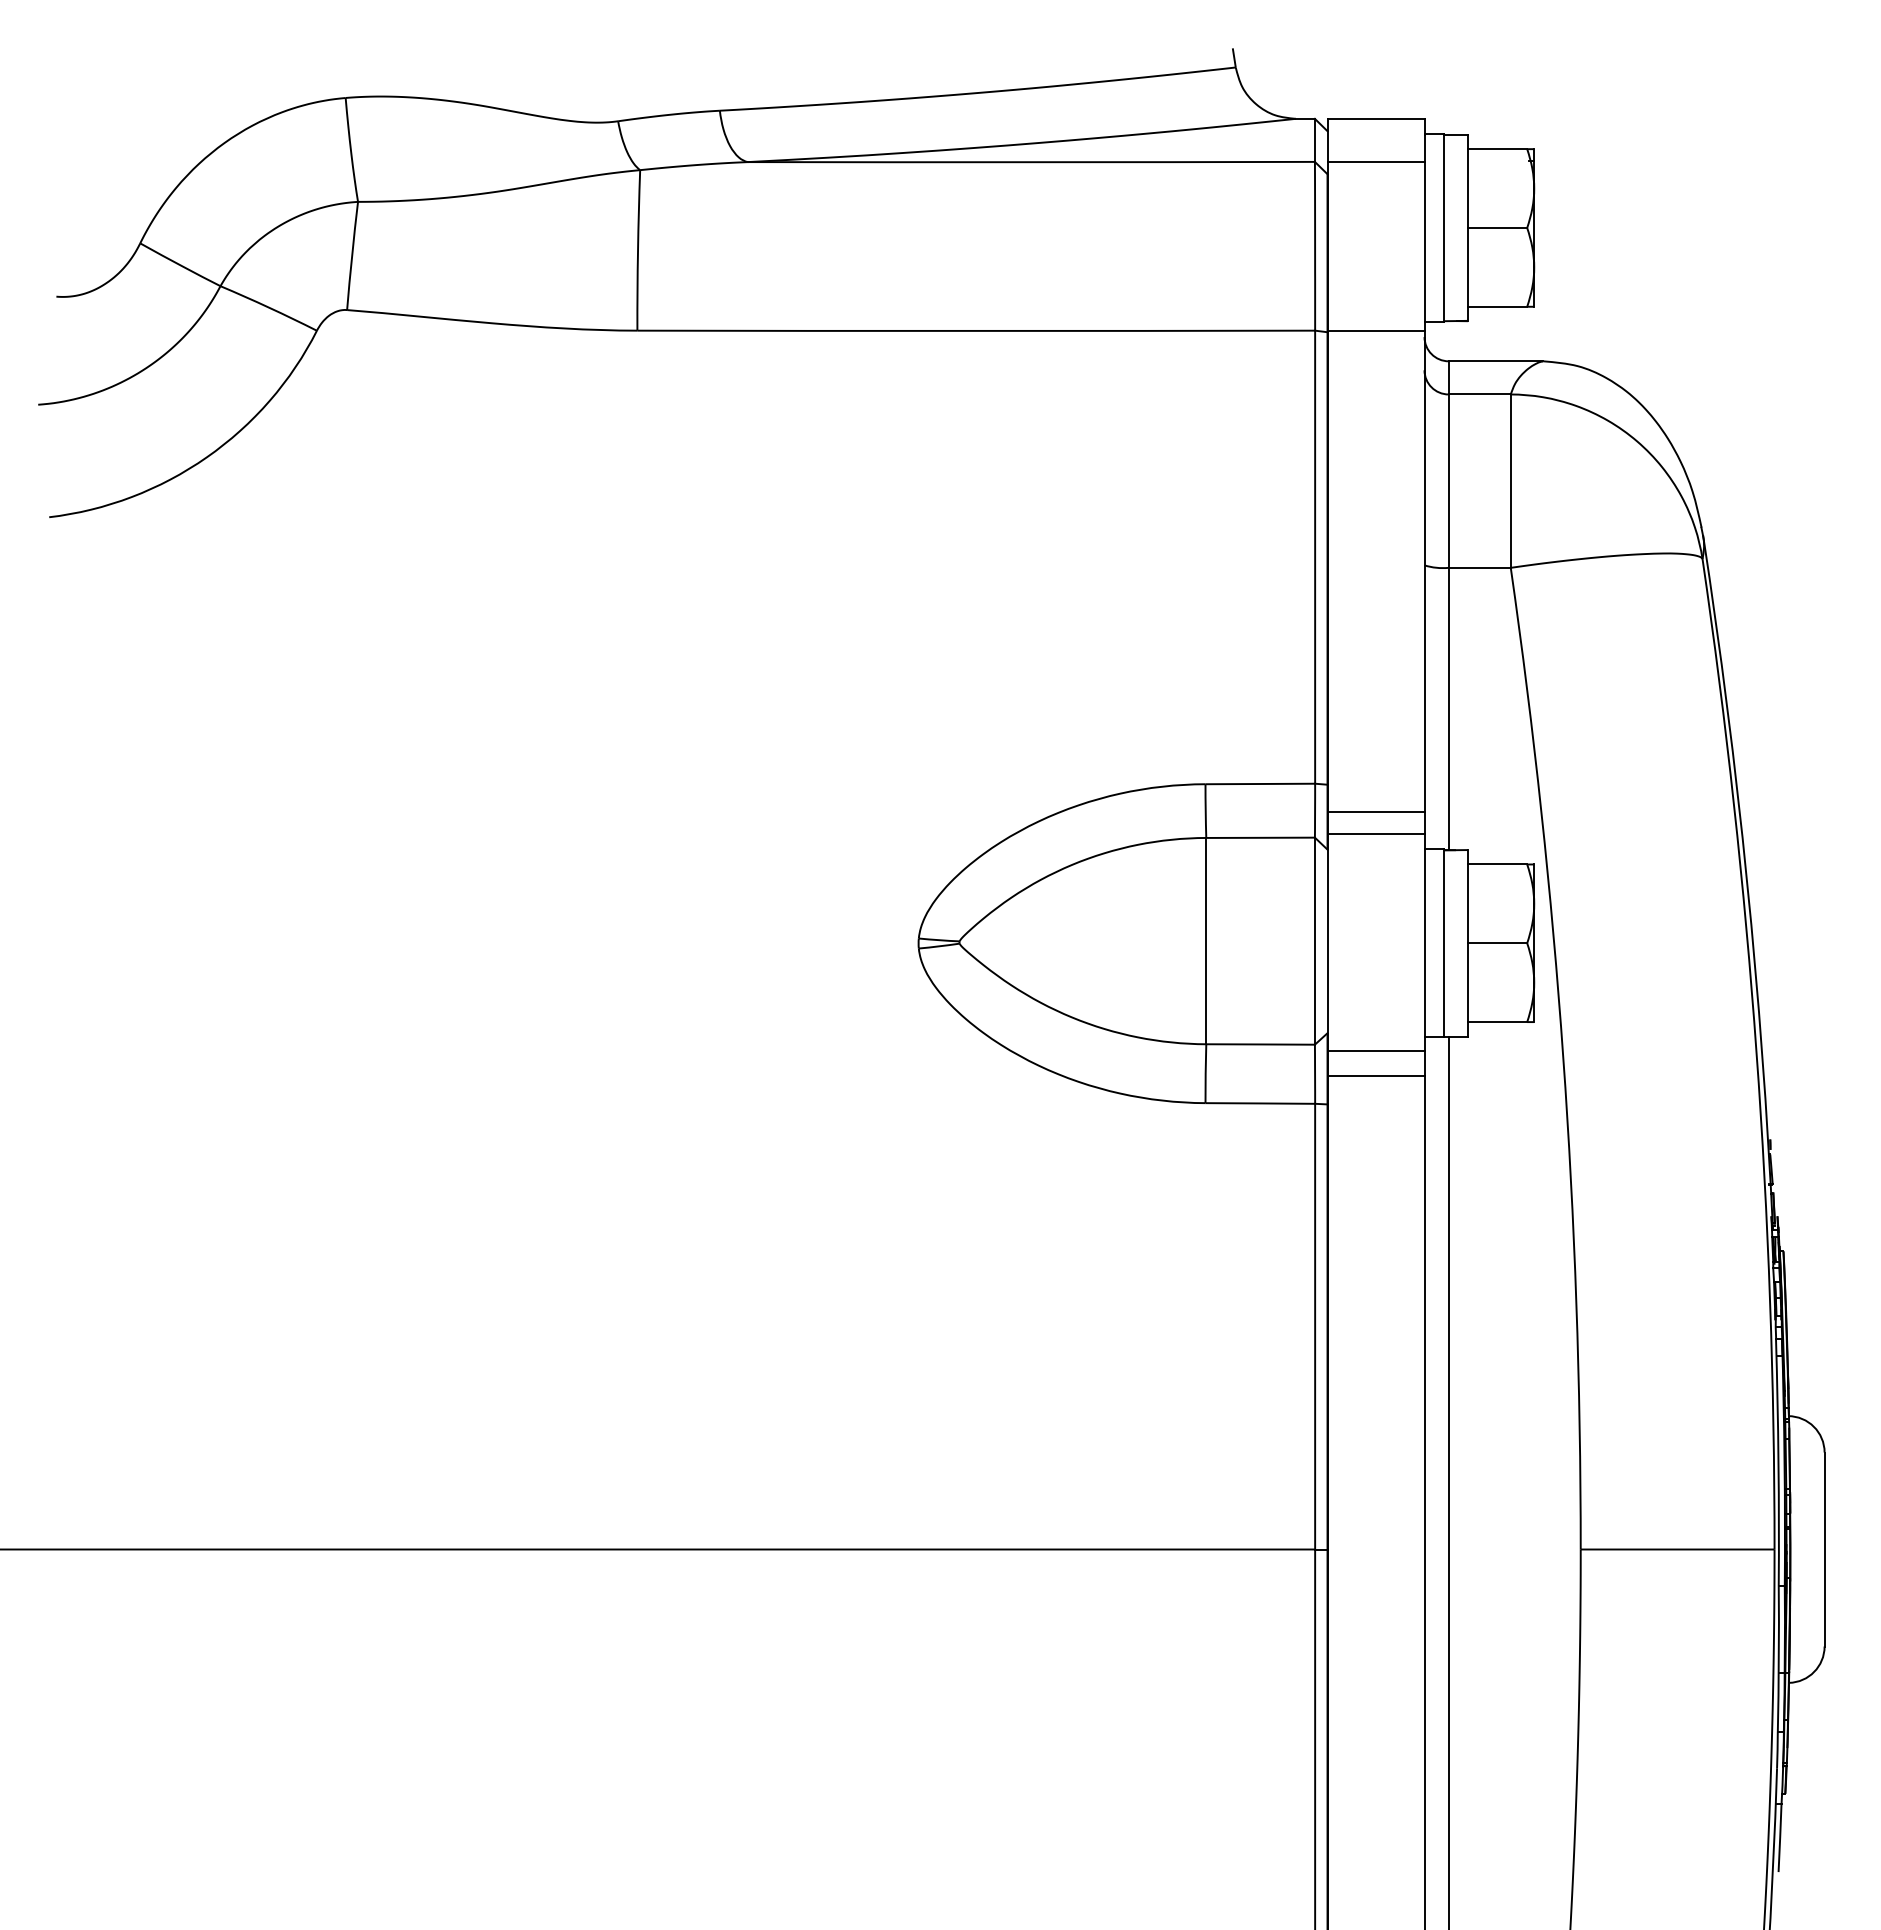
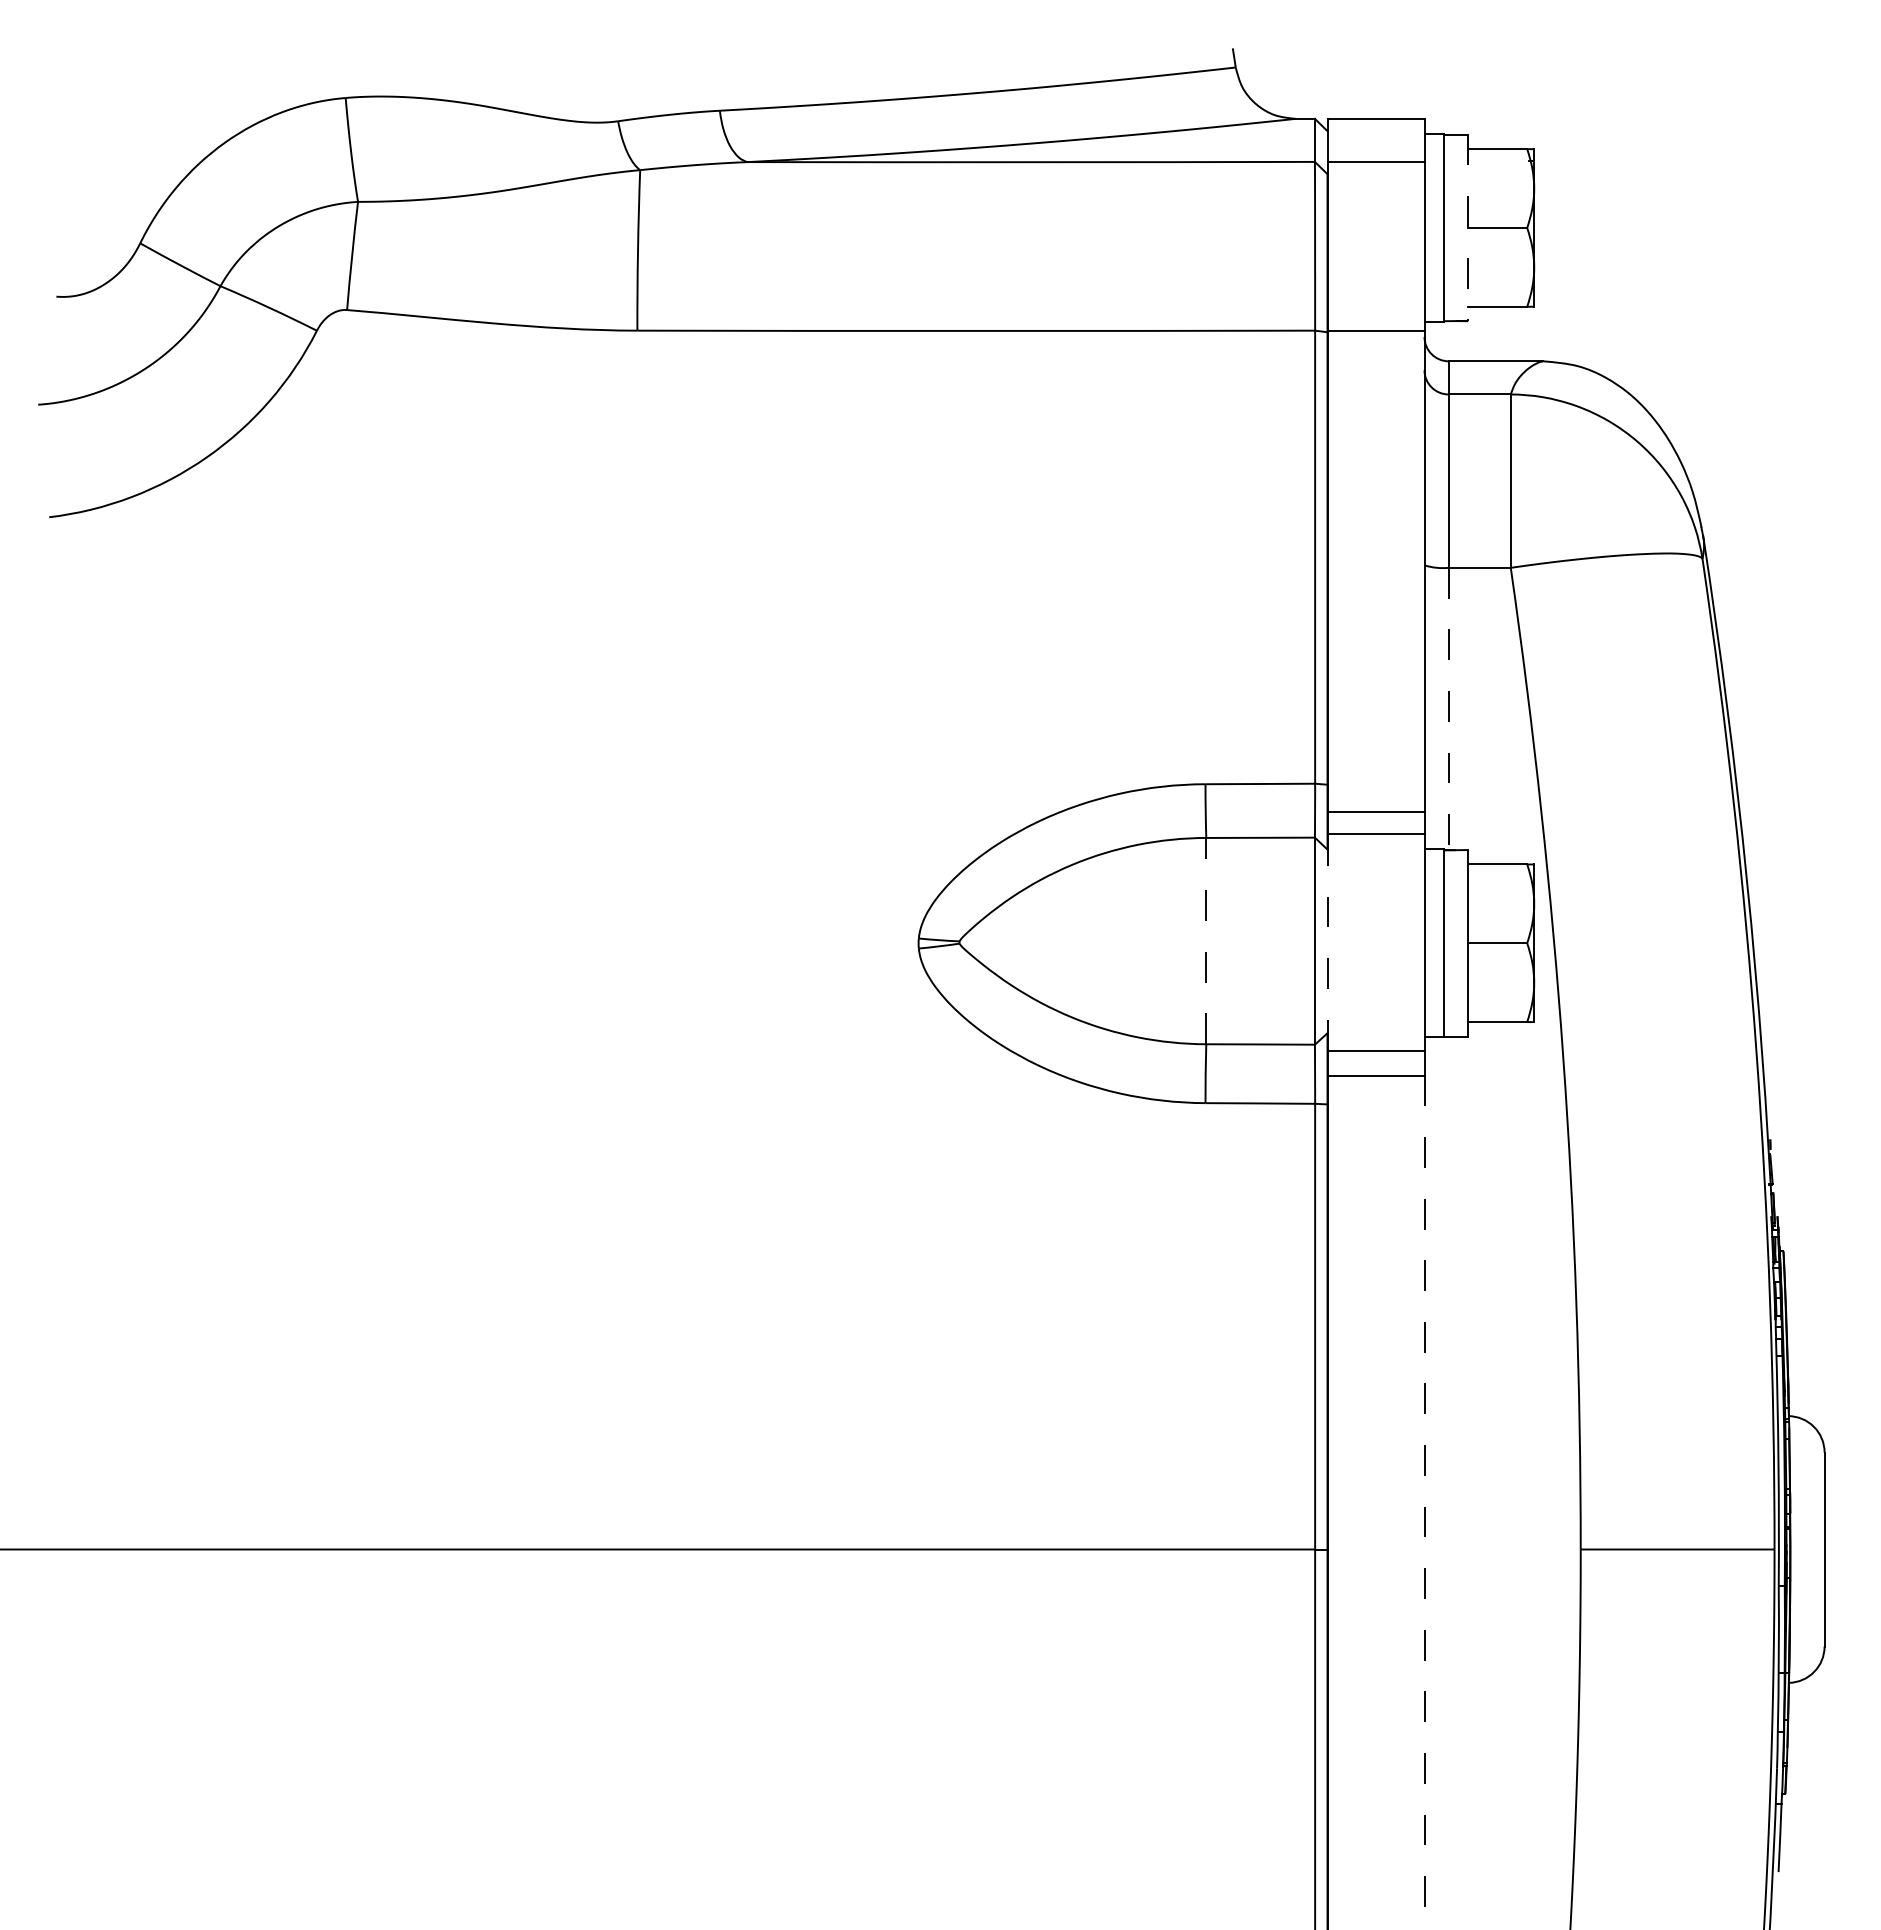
line: solid -> dashed (1468, 228)
line: solid -> dashed (1448, 709)
line: solid -> dashed (1206, 940)
line: solid -> dashed (1327, 941)
line: present -> none (1448, 1481)
line: solid -> dashed (1424, 1502)
